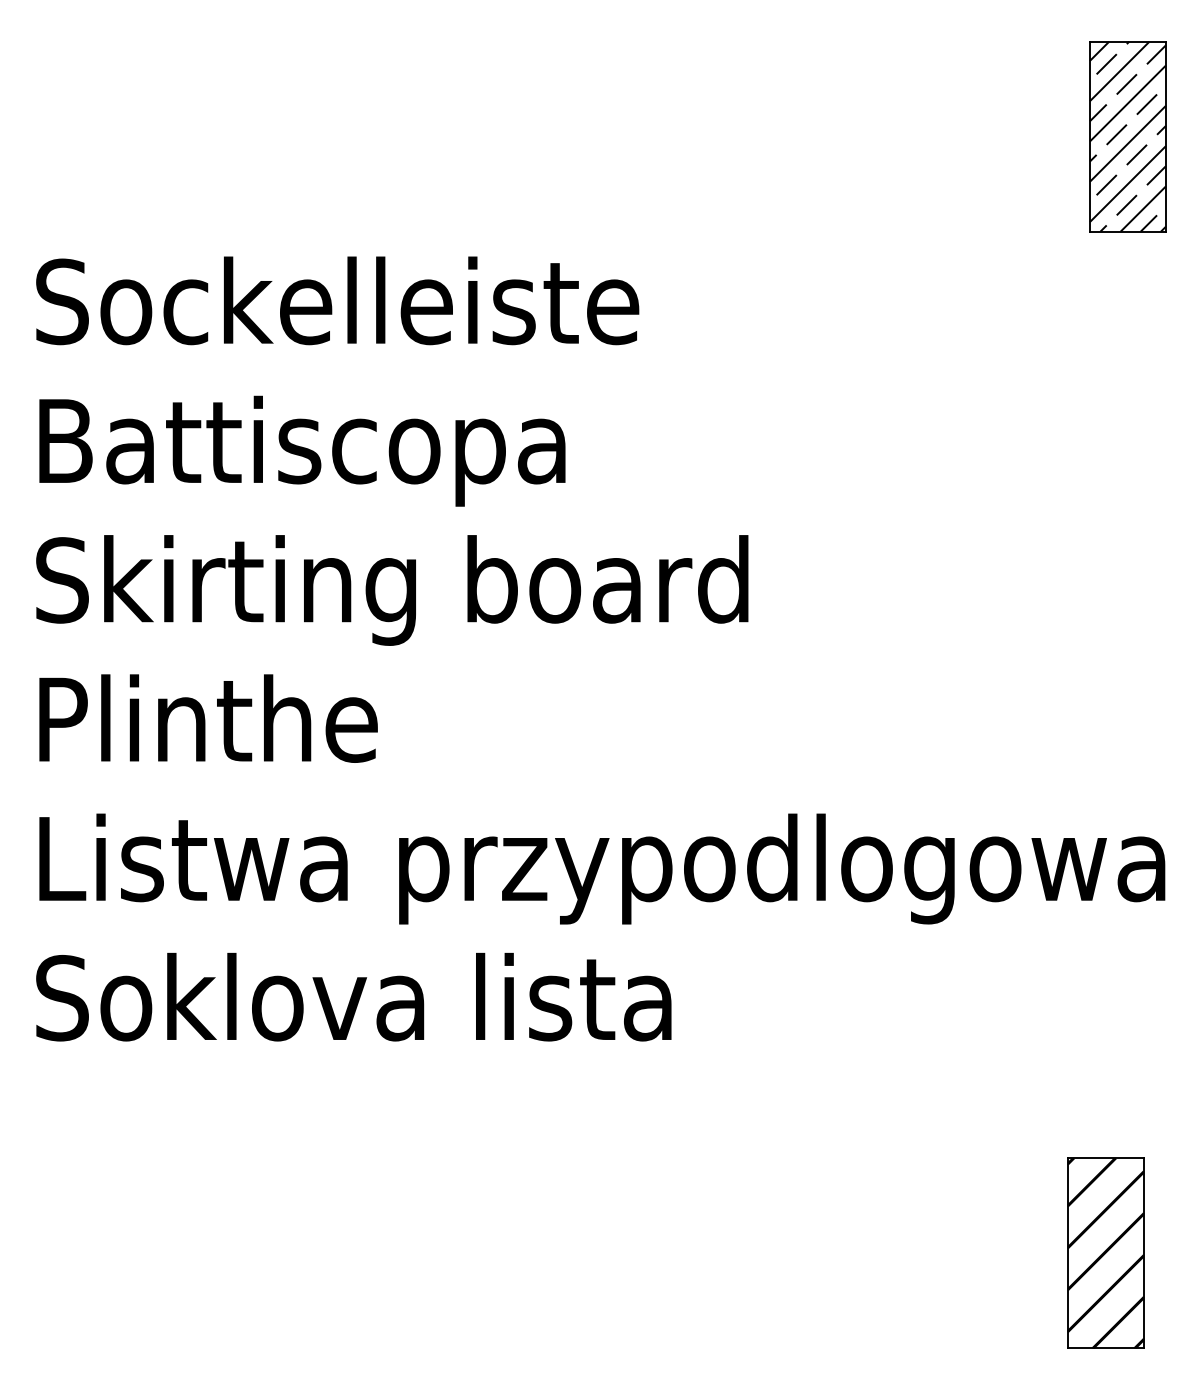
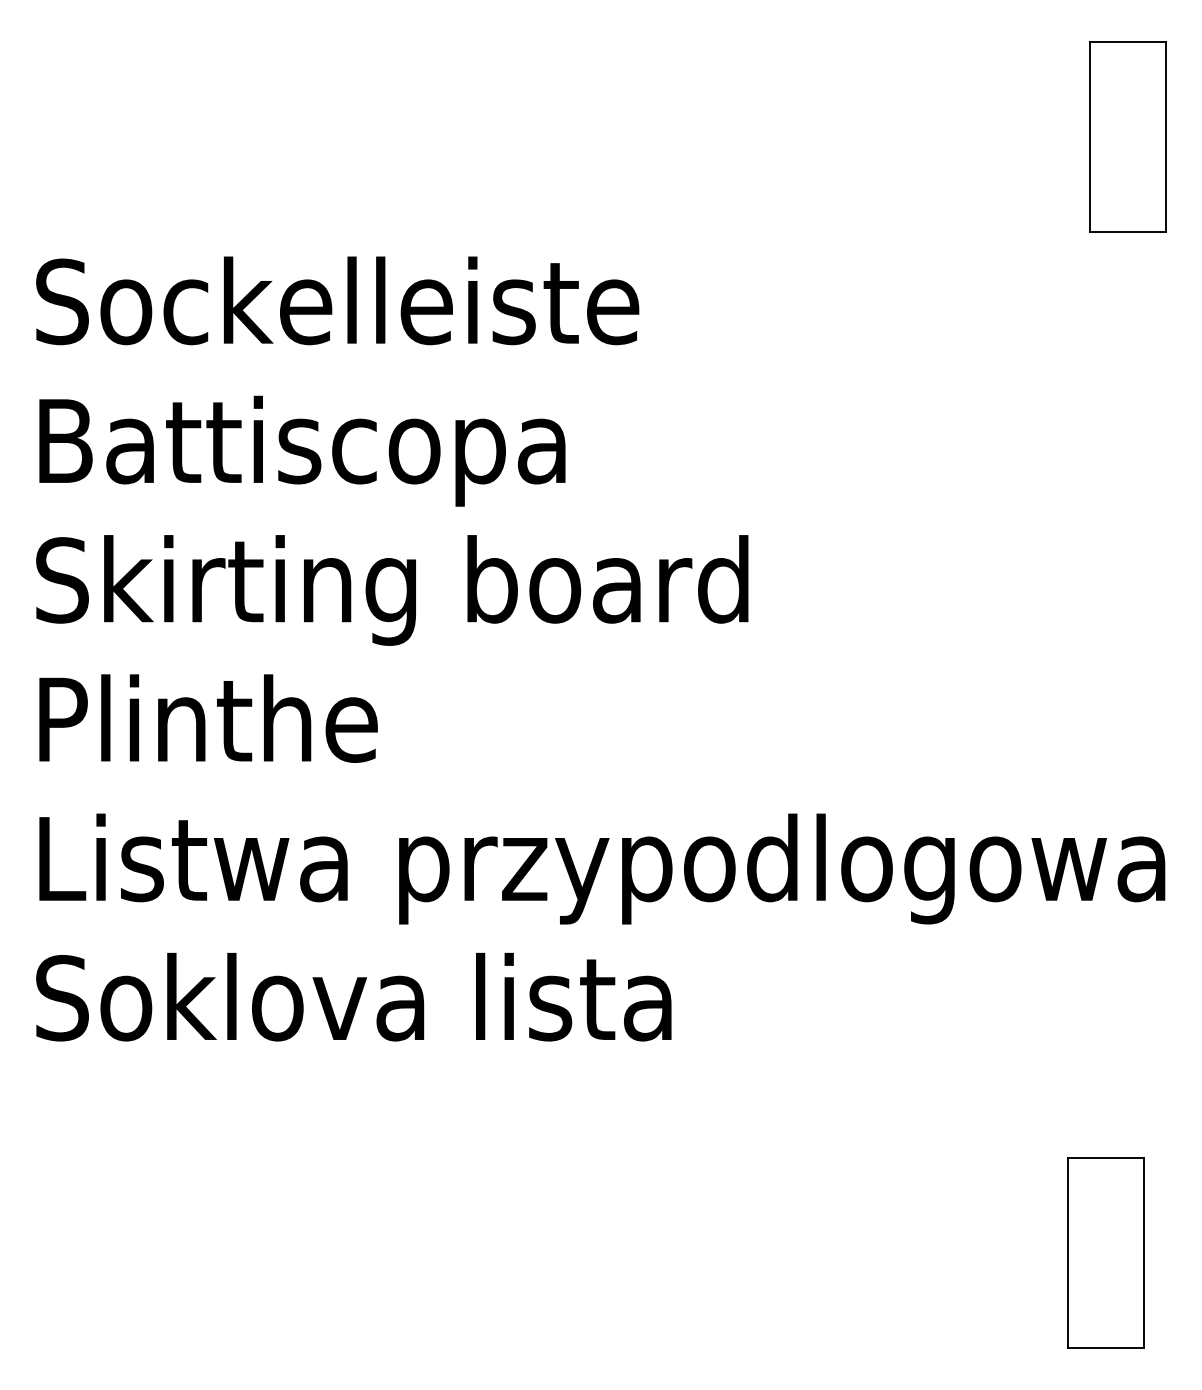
hatch: present -> none (1127, 136)
hatch: present -> none (1105, 1253)
